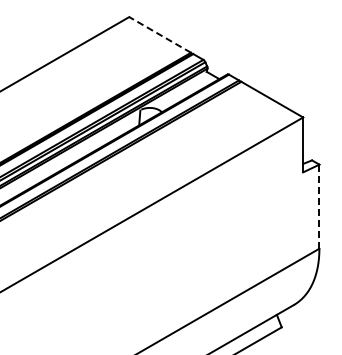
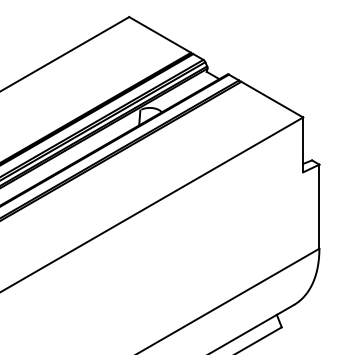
line: dashed -> solid (160, 34)
line: dashed -> solid (319, 207)
